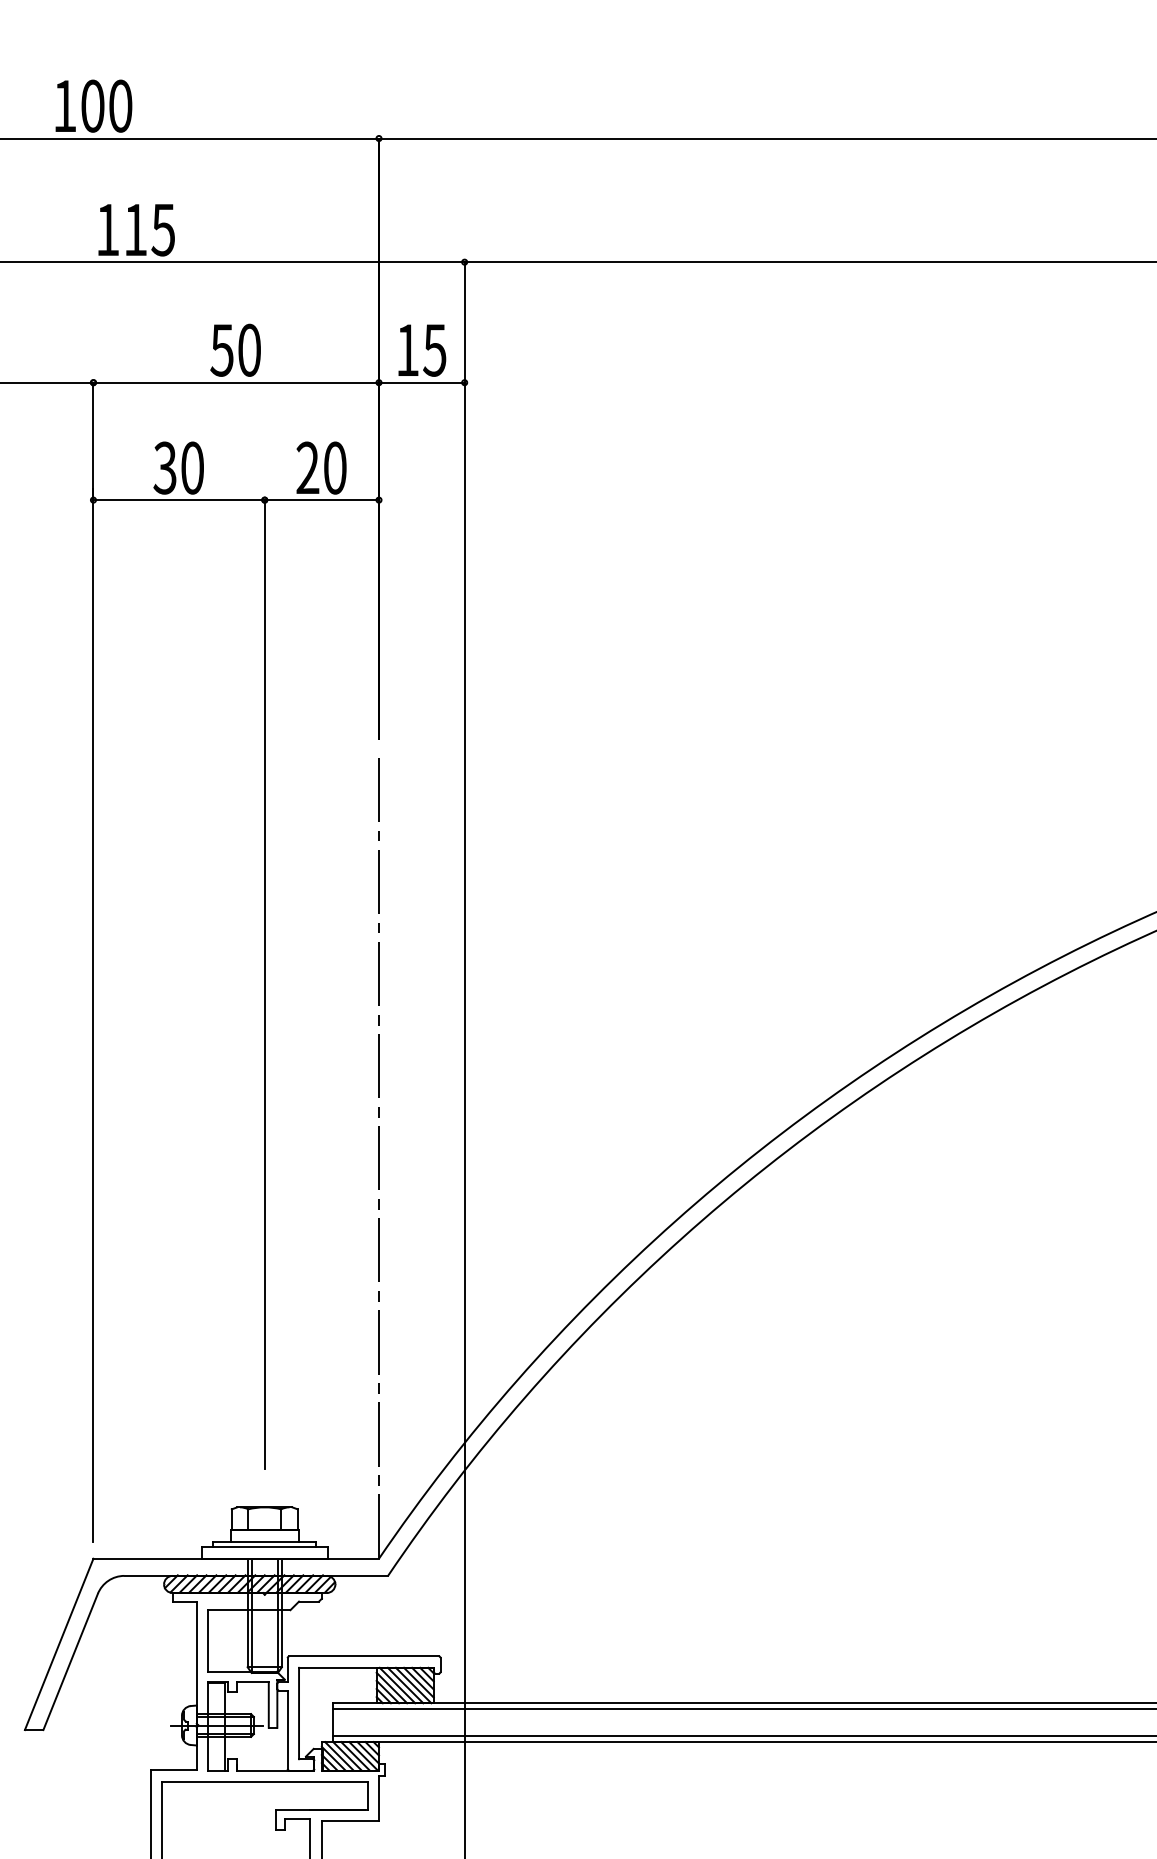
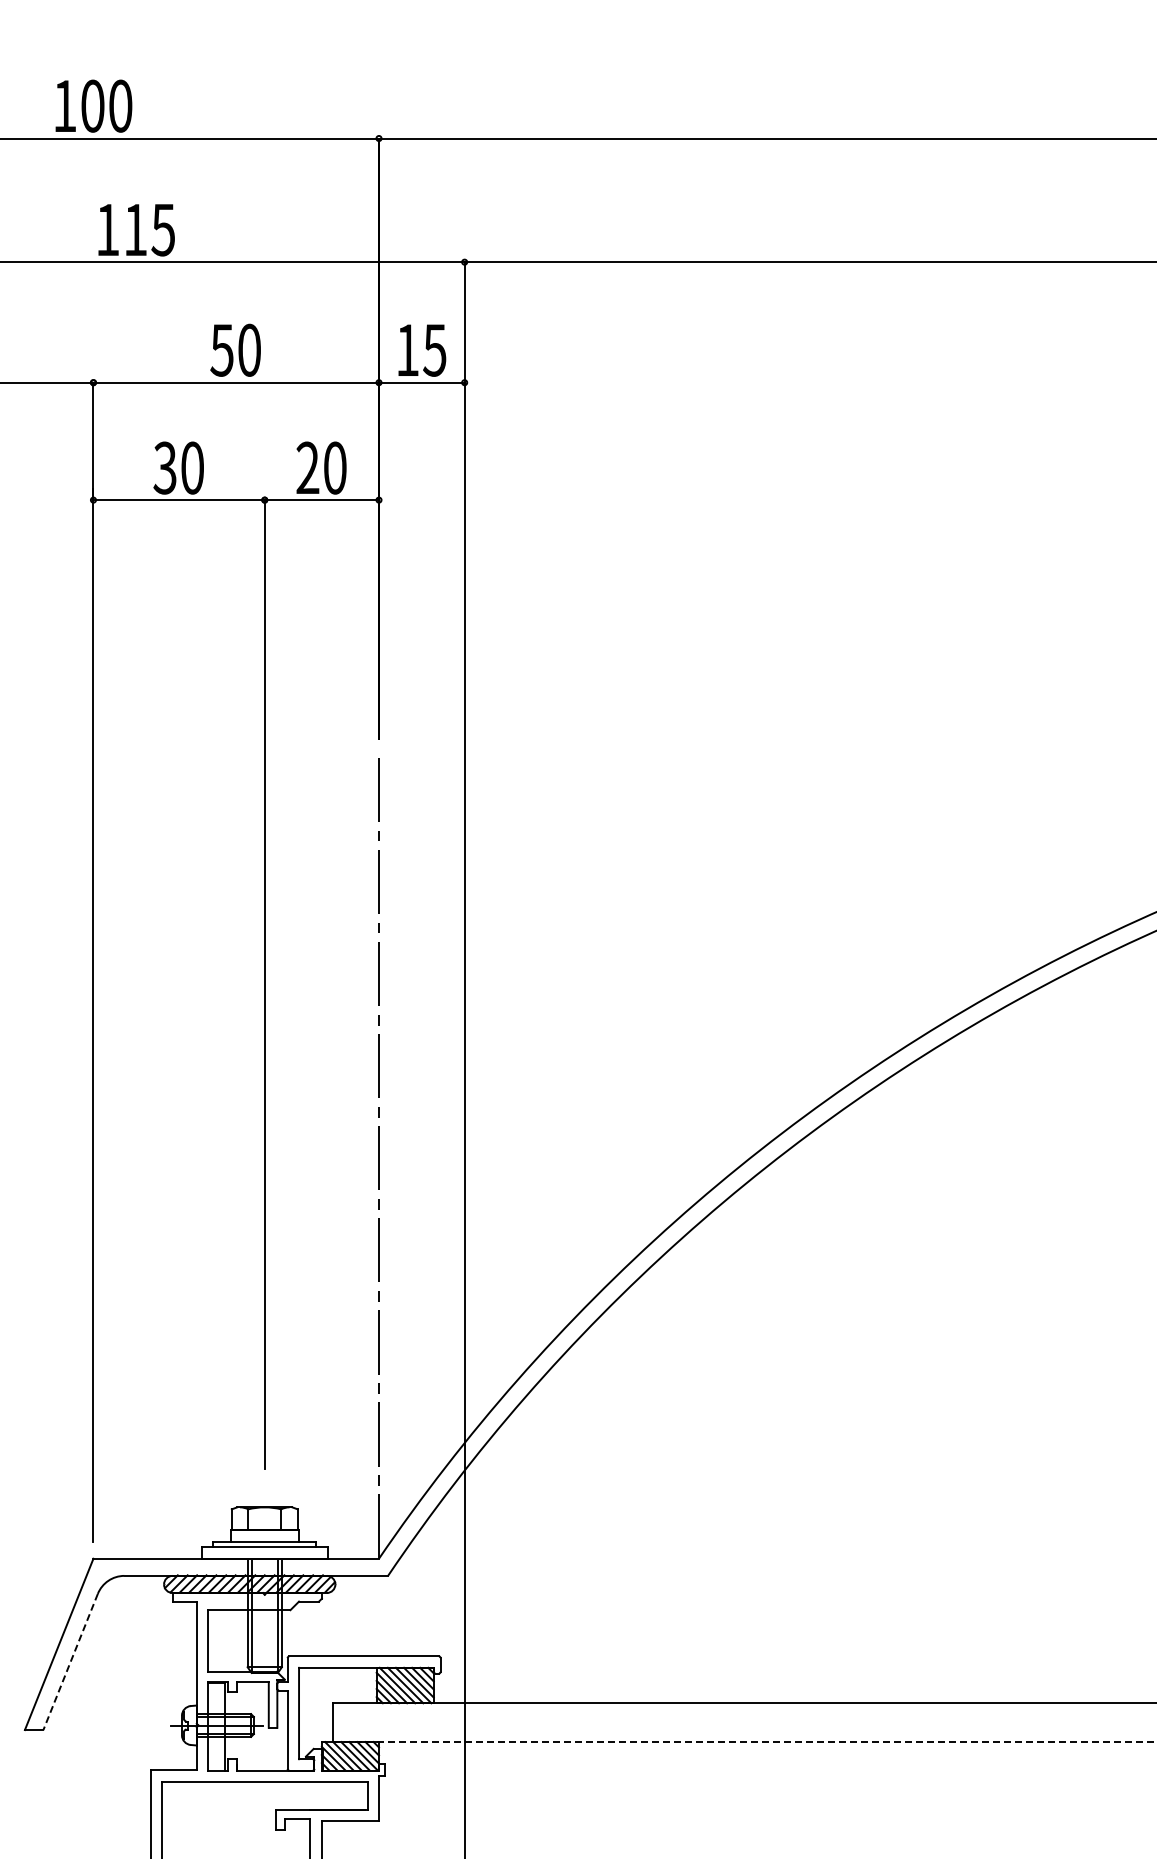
line: solid -> dashed (70, 1662)
line: present -> none (743, 1708)
line: present -> none (743, 1736)
line: solid -> dashed (745, 1742)
